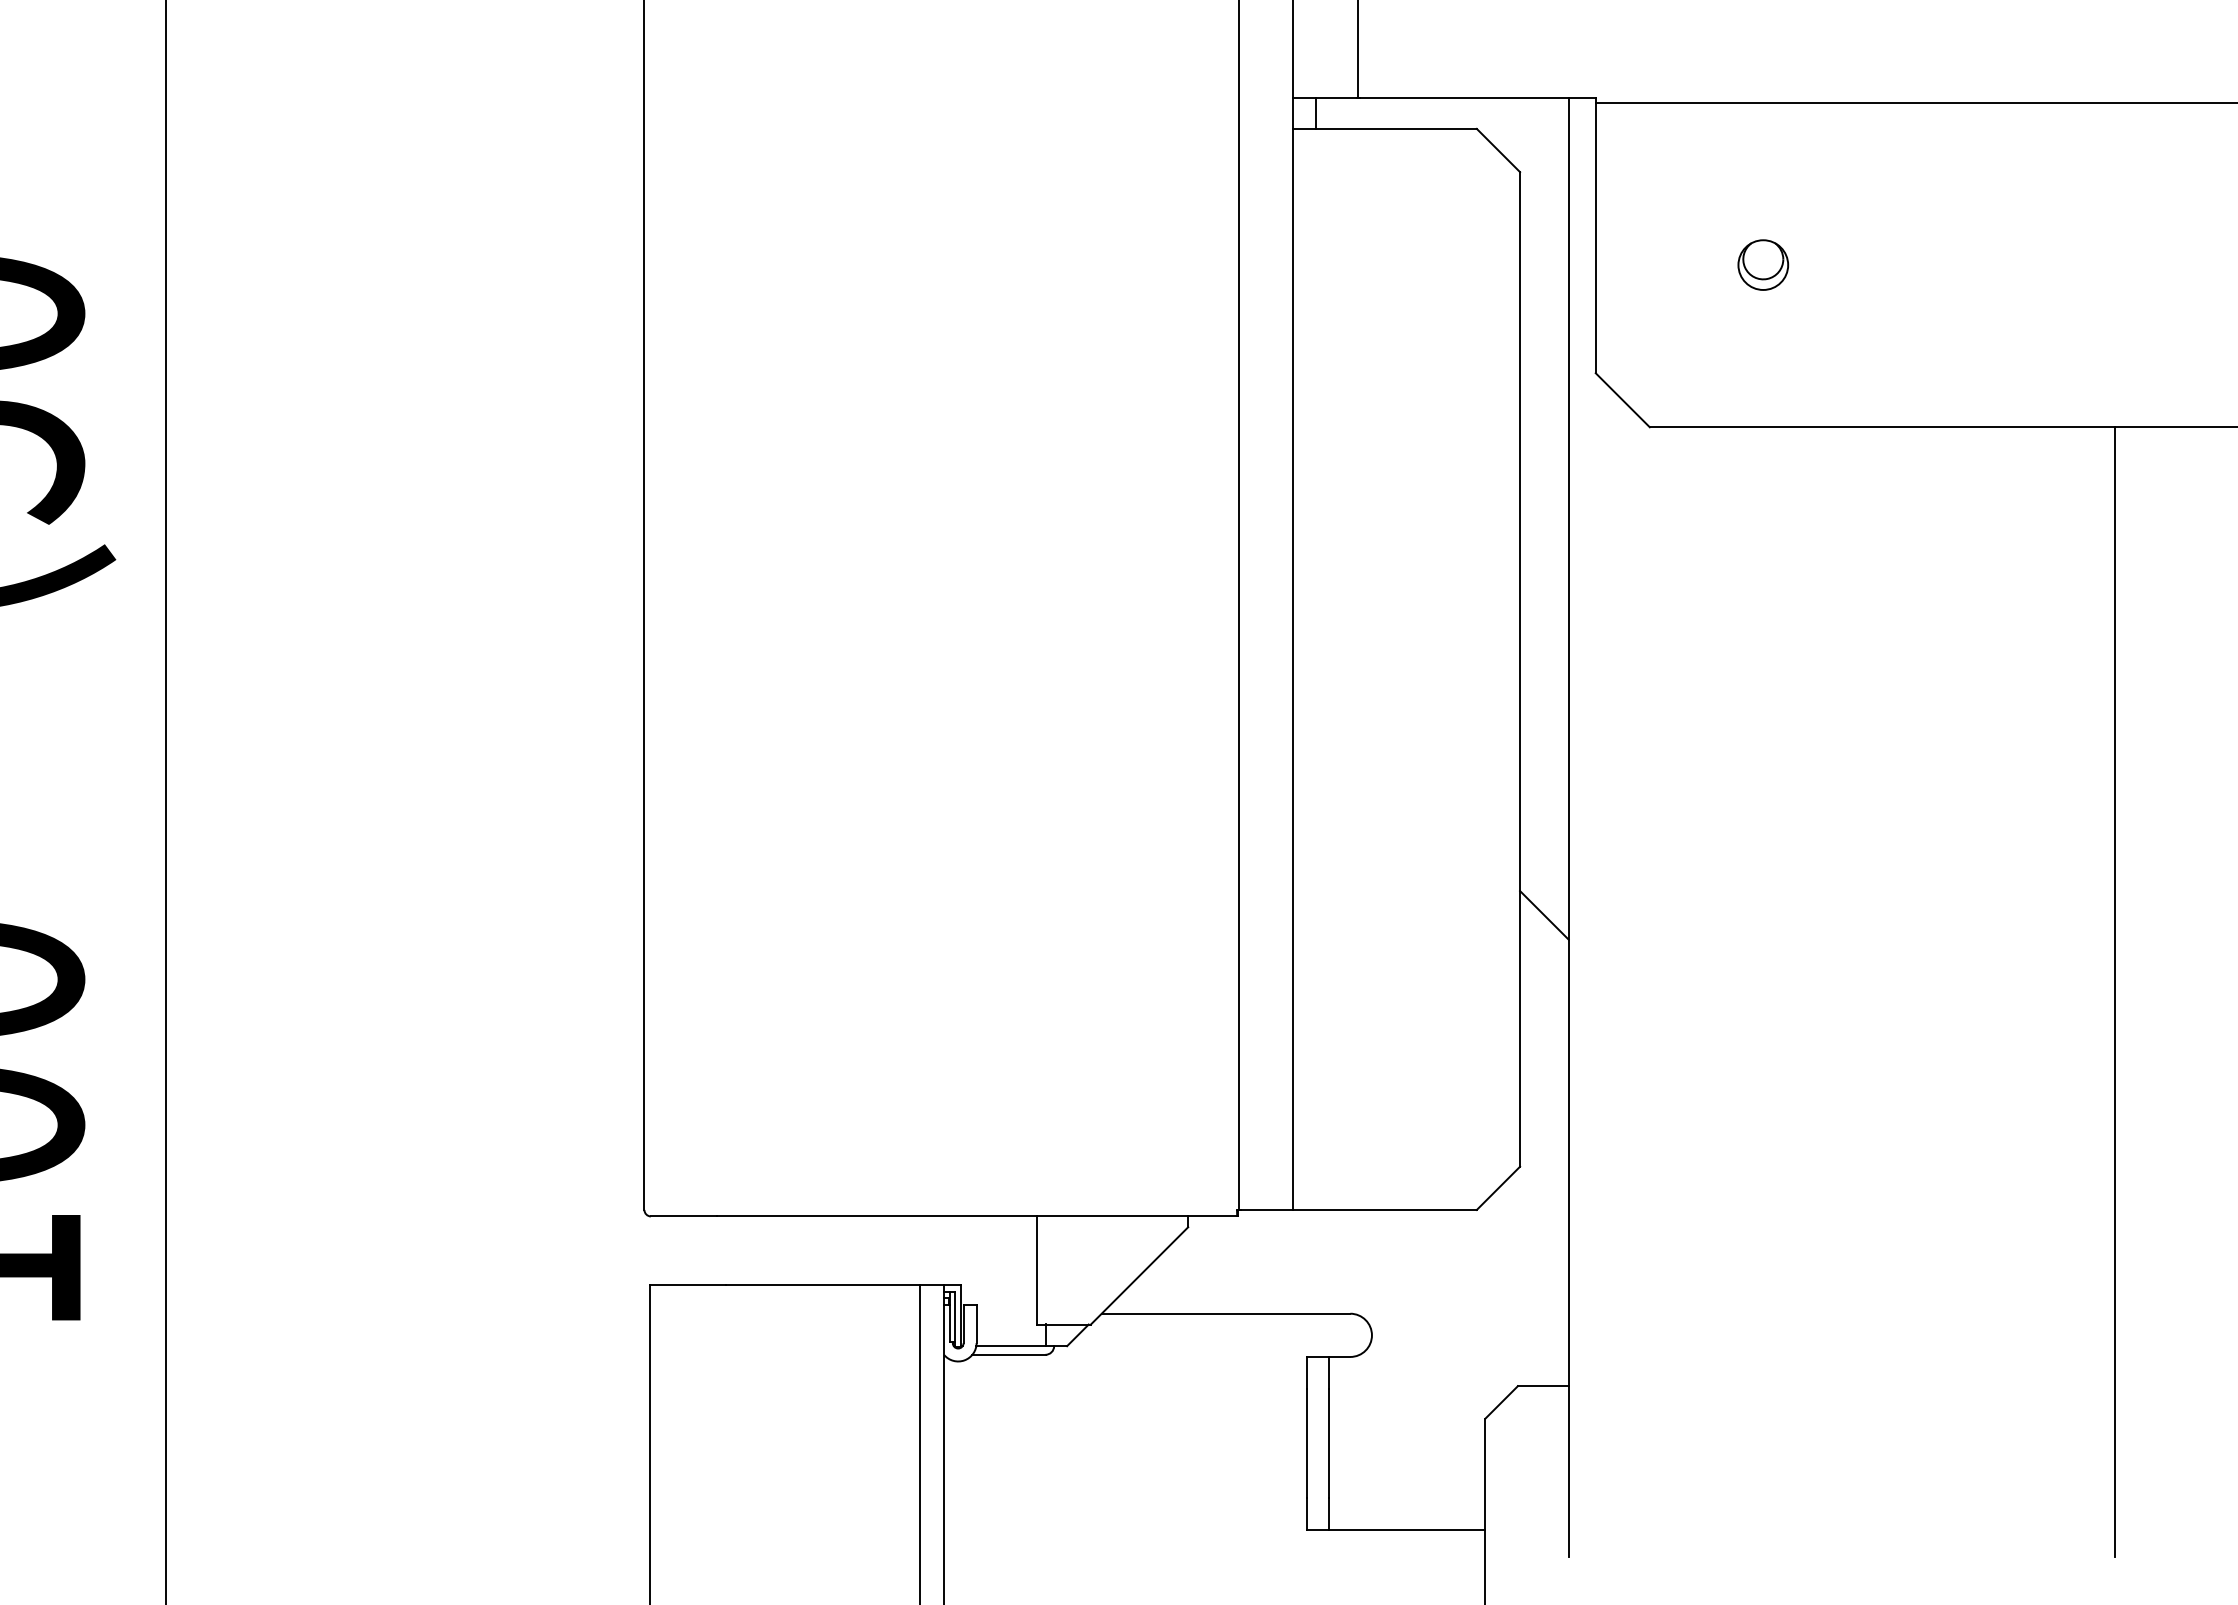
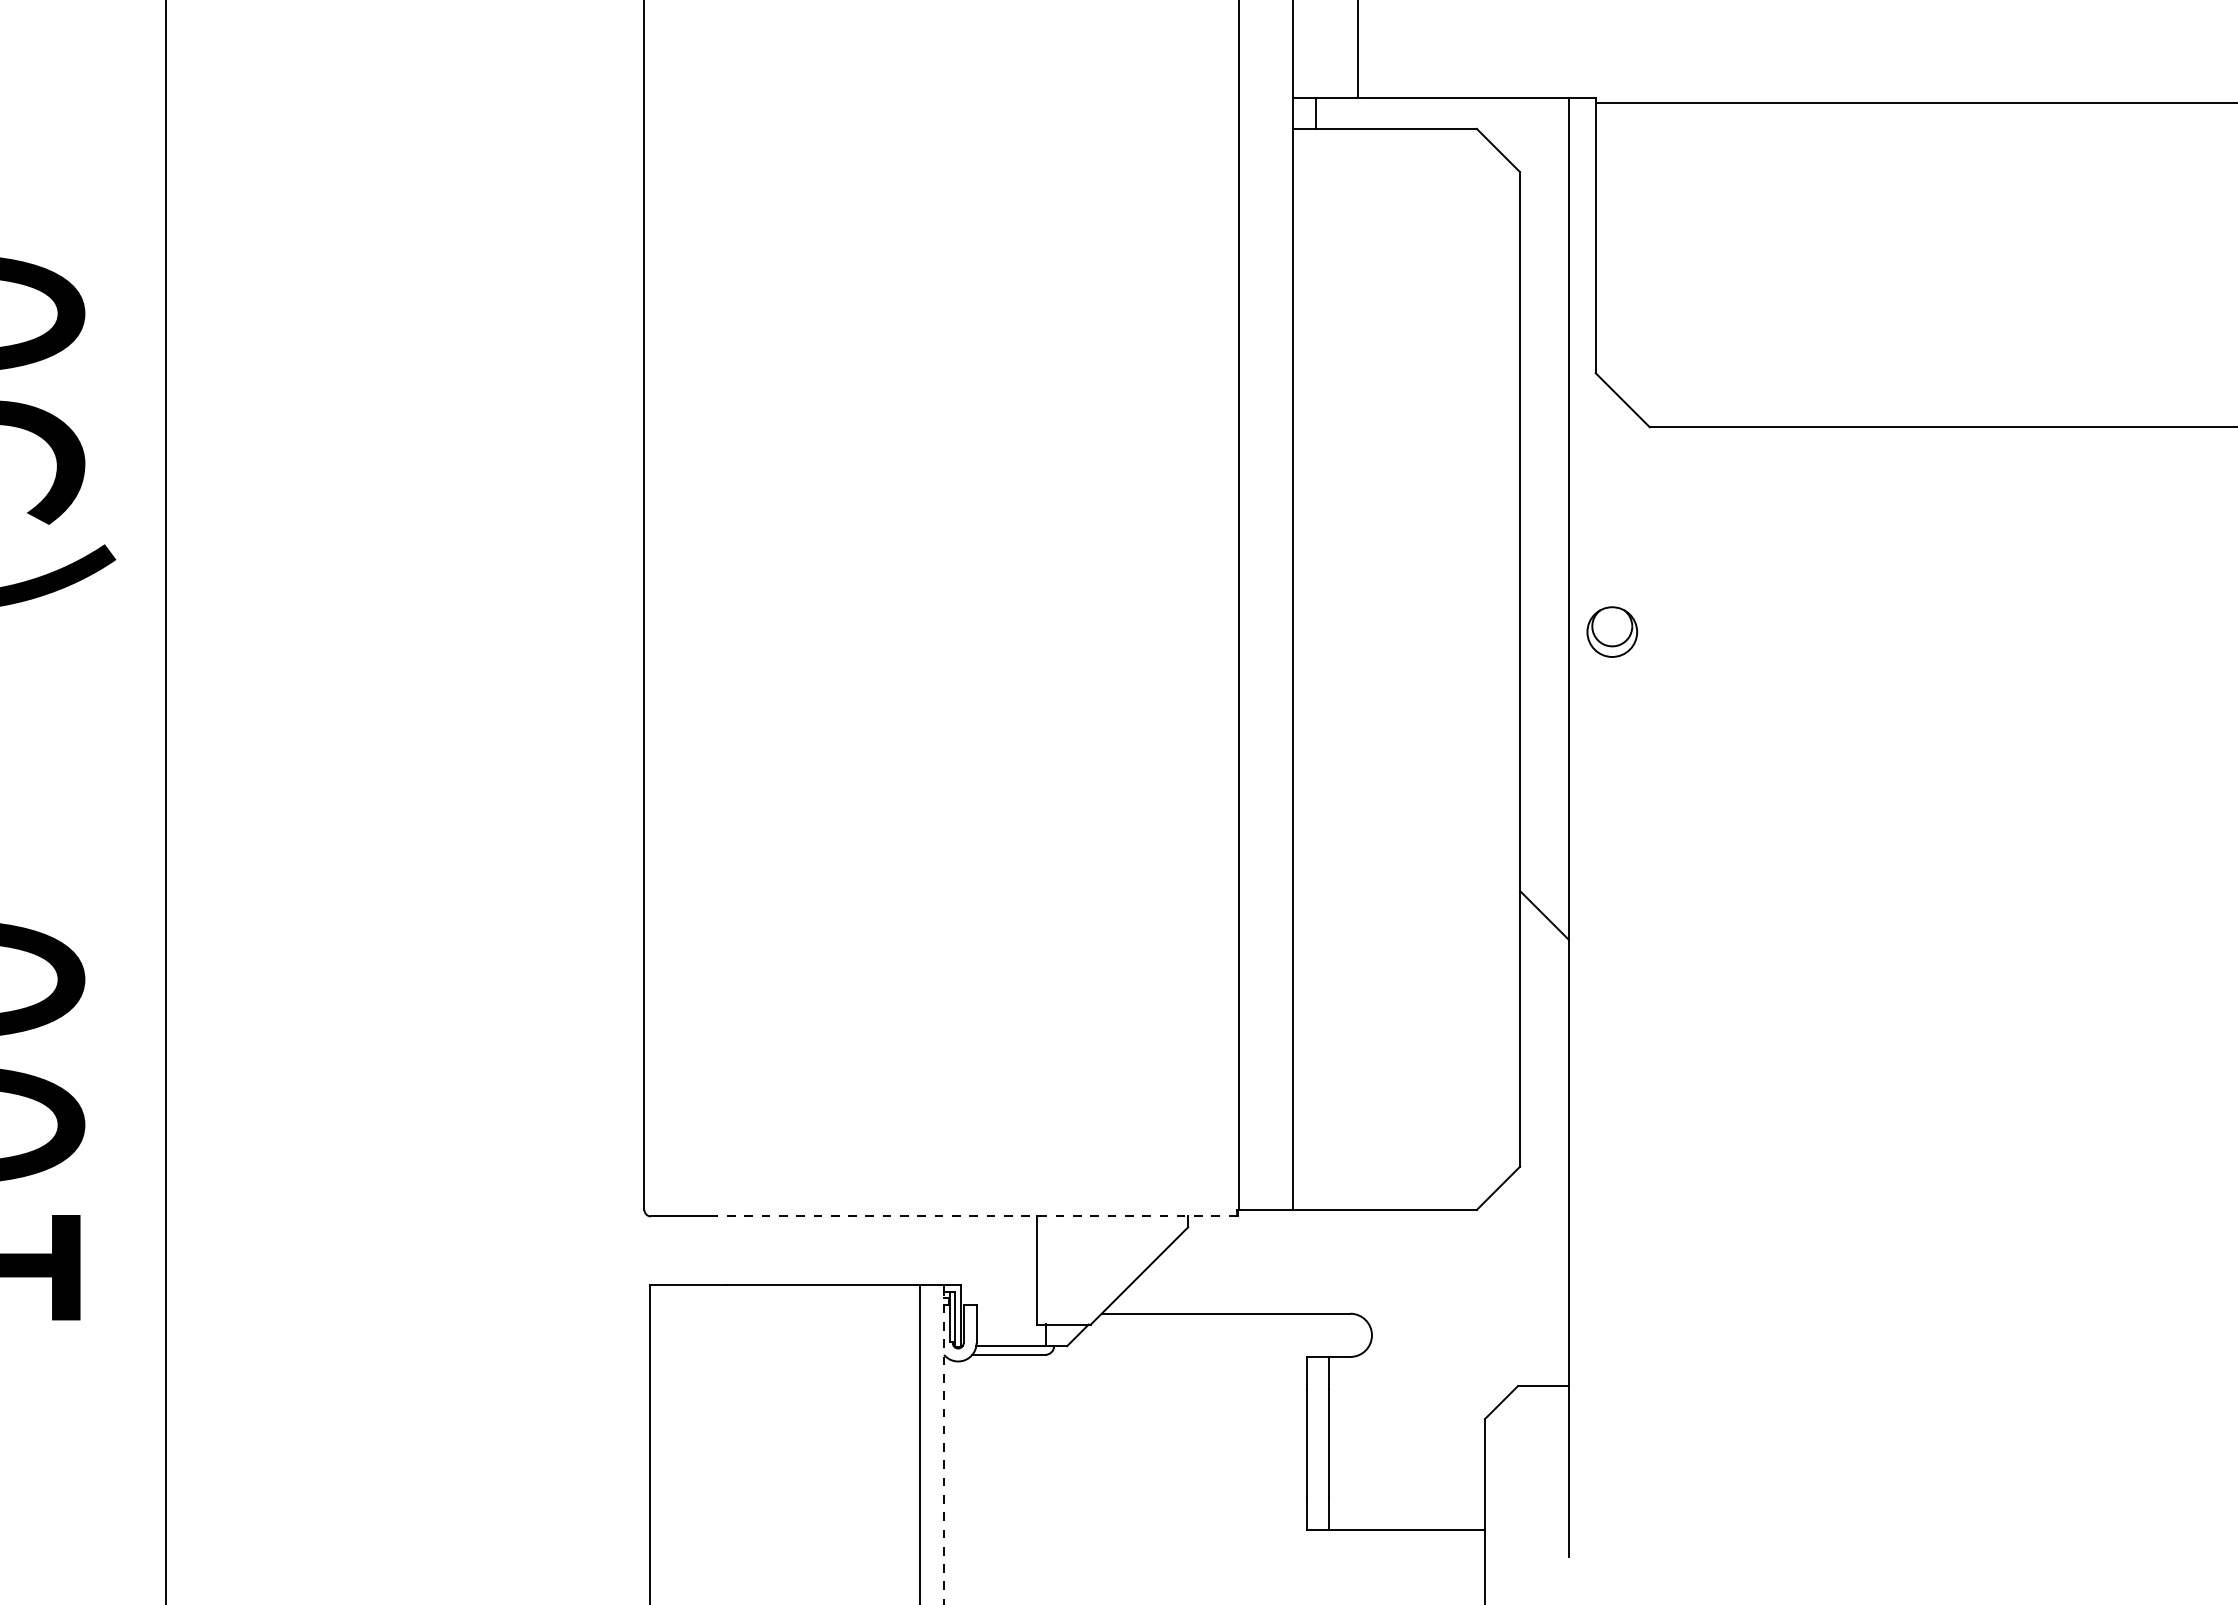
part position: (1763, 264) -> (1612, 631) (1612, 631)
line: present -> none (2114, 991)
line: solid -> dashed (976, 1216)
line: solid -> dashed (944, 1447)
